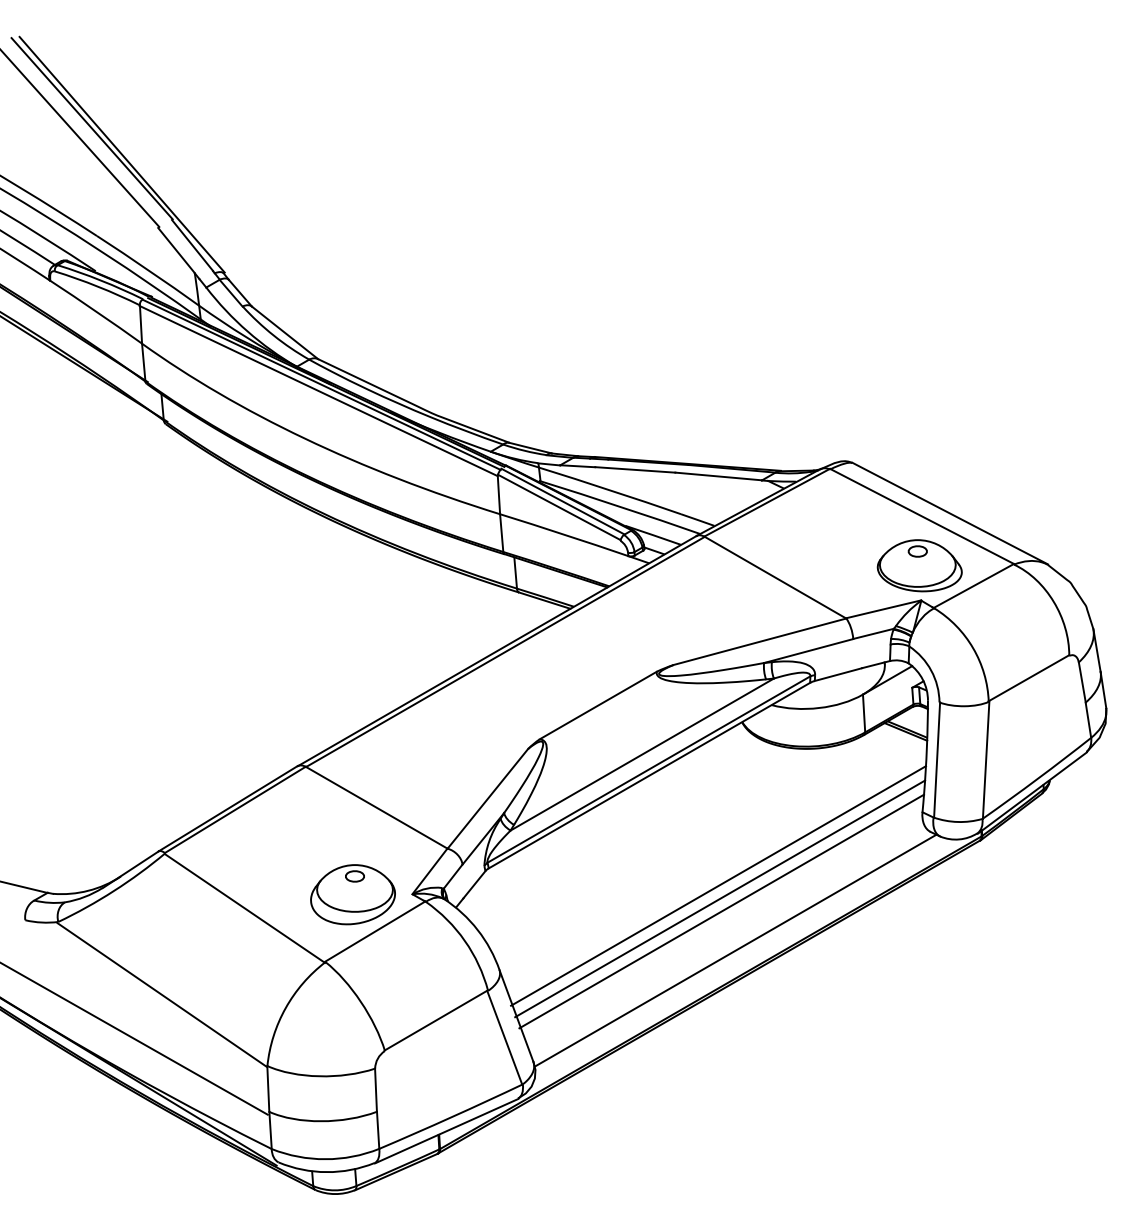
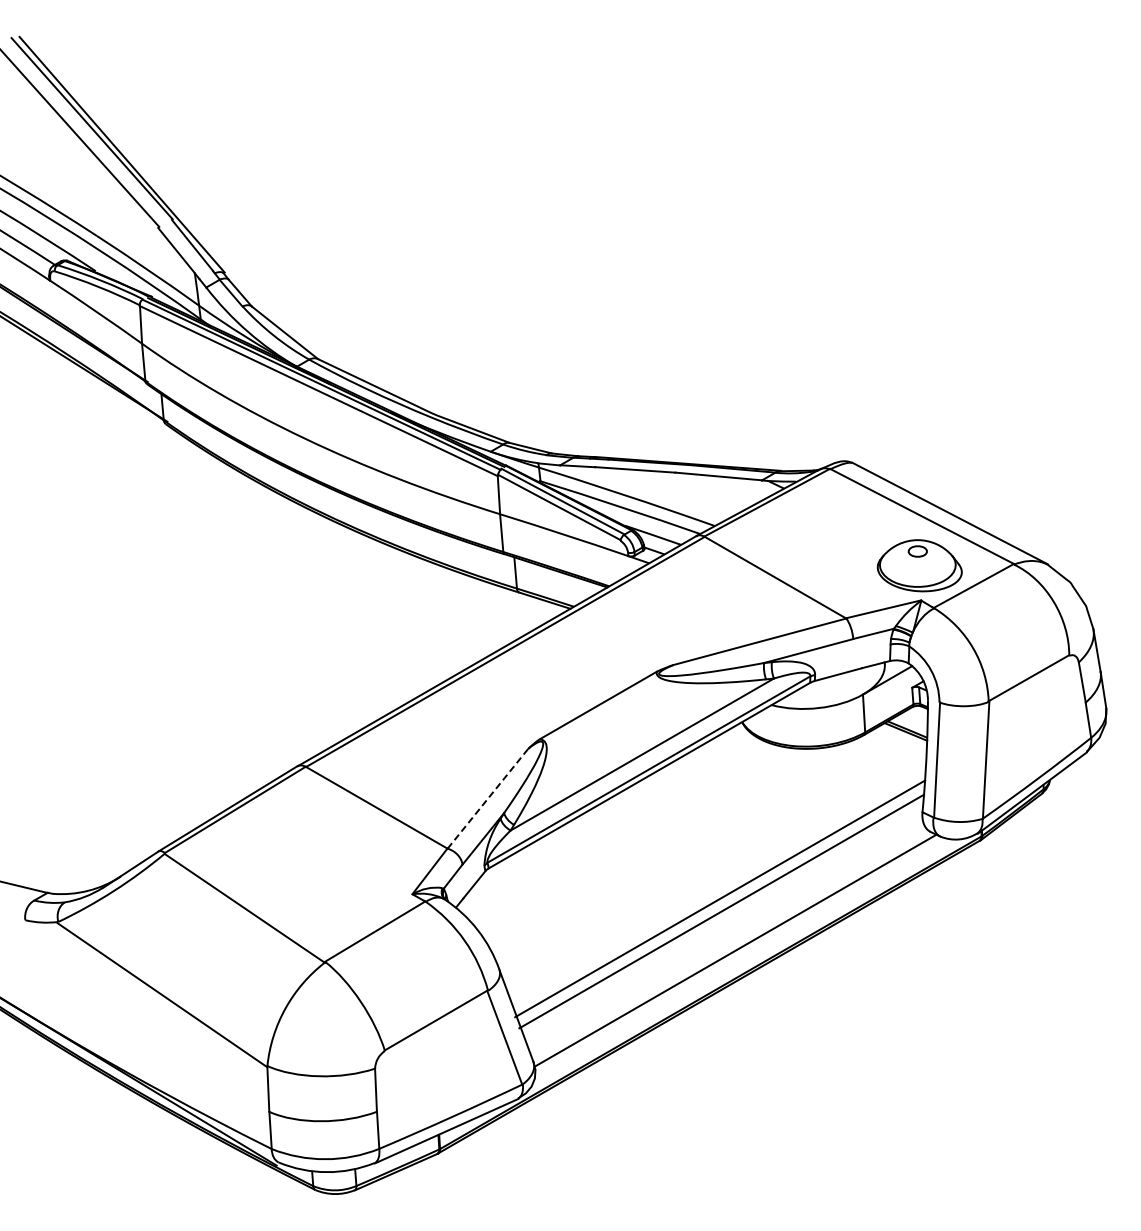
line: solid -> dashed (488, 798)
line: present -> none (718, 885)
part: present -> none (352, 894)
line: present -> none (134, 1038)
